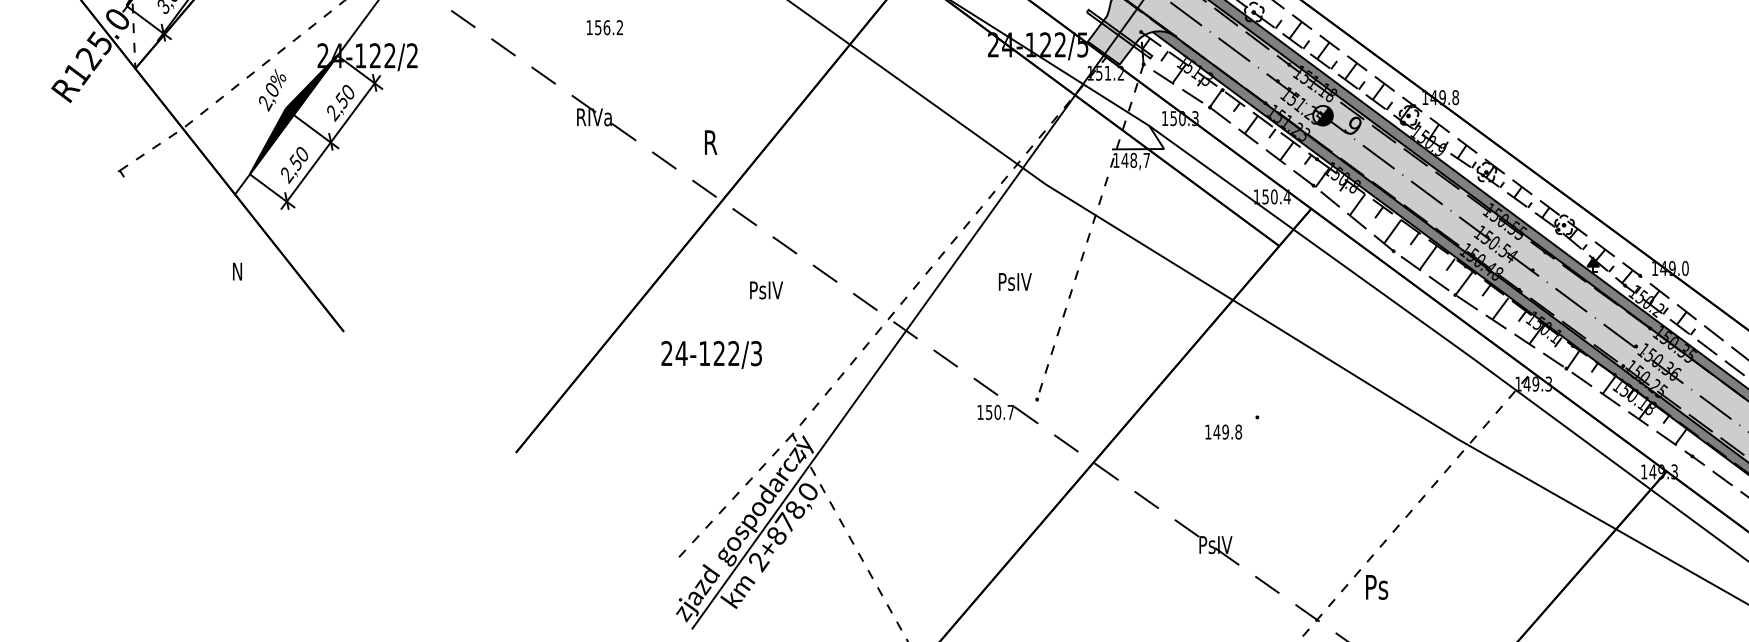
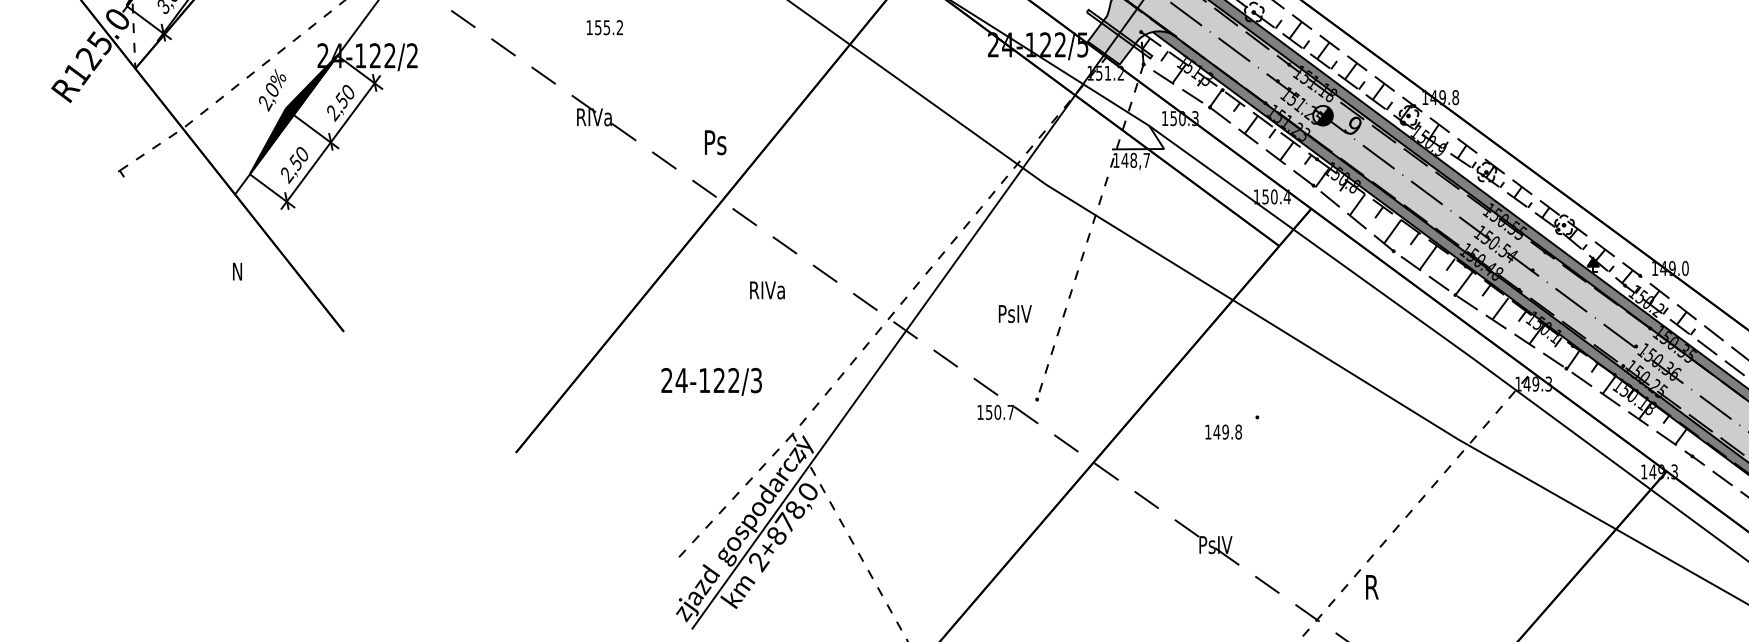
text: 156.2 -> 155.2 (606, 27)
text: R -> Ps (716, 145)
text position: (1014, 281) -> (1014, 313) (1014, 313)
text: PsIV -> RIVa (768, 290)
text position: (711, 354) -> (711, 381) (711, 381)
text: Ps -> R (1378, 588)
